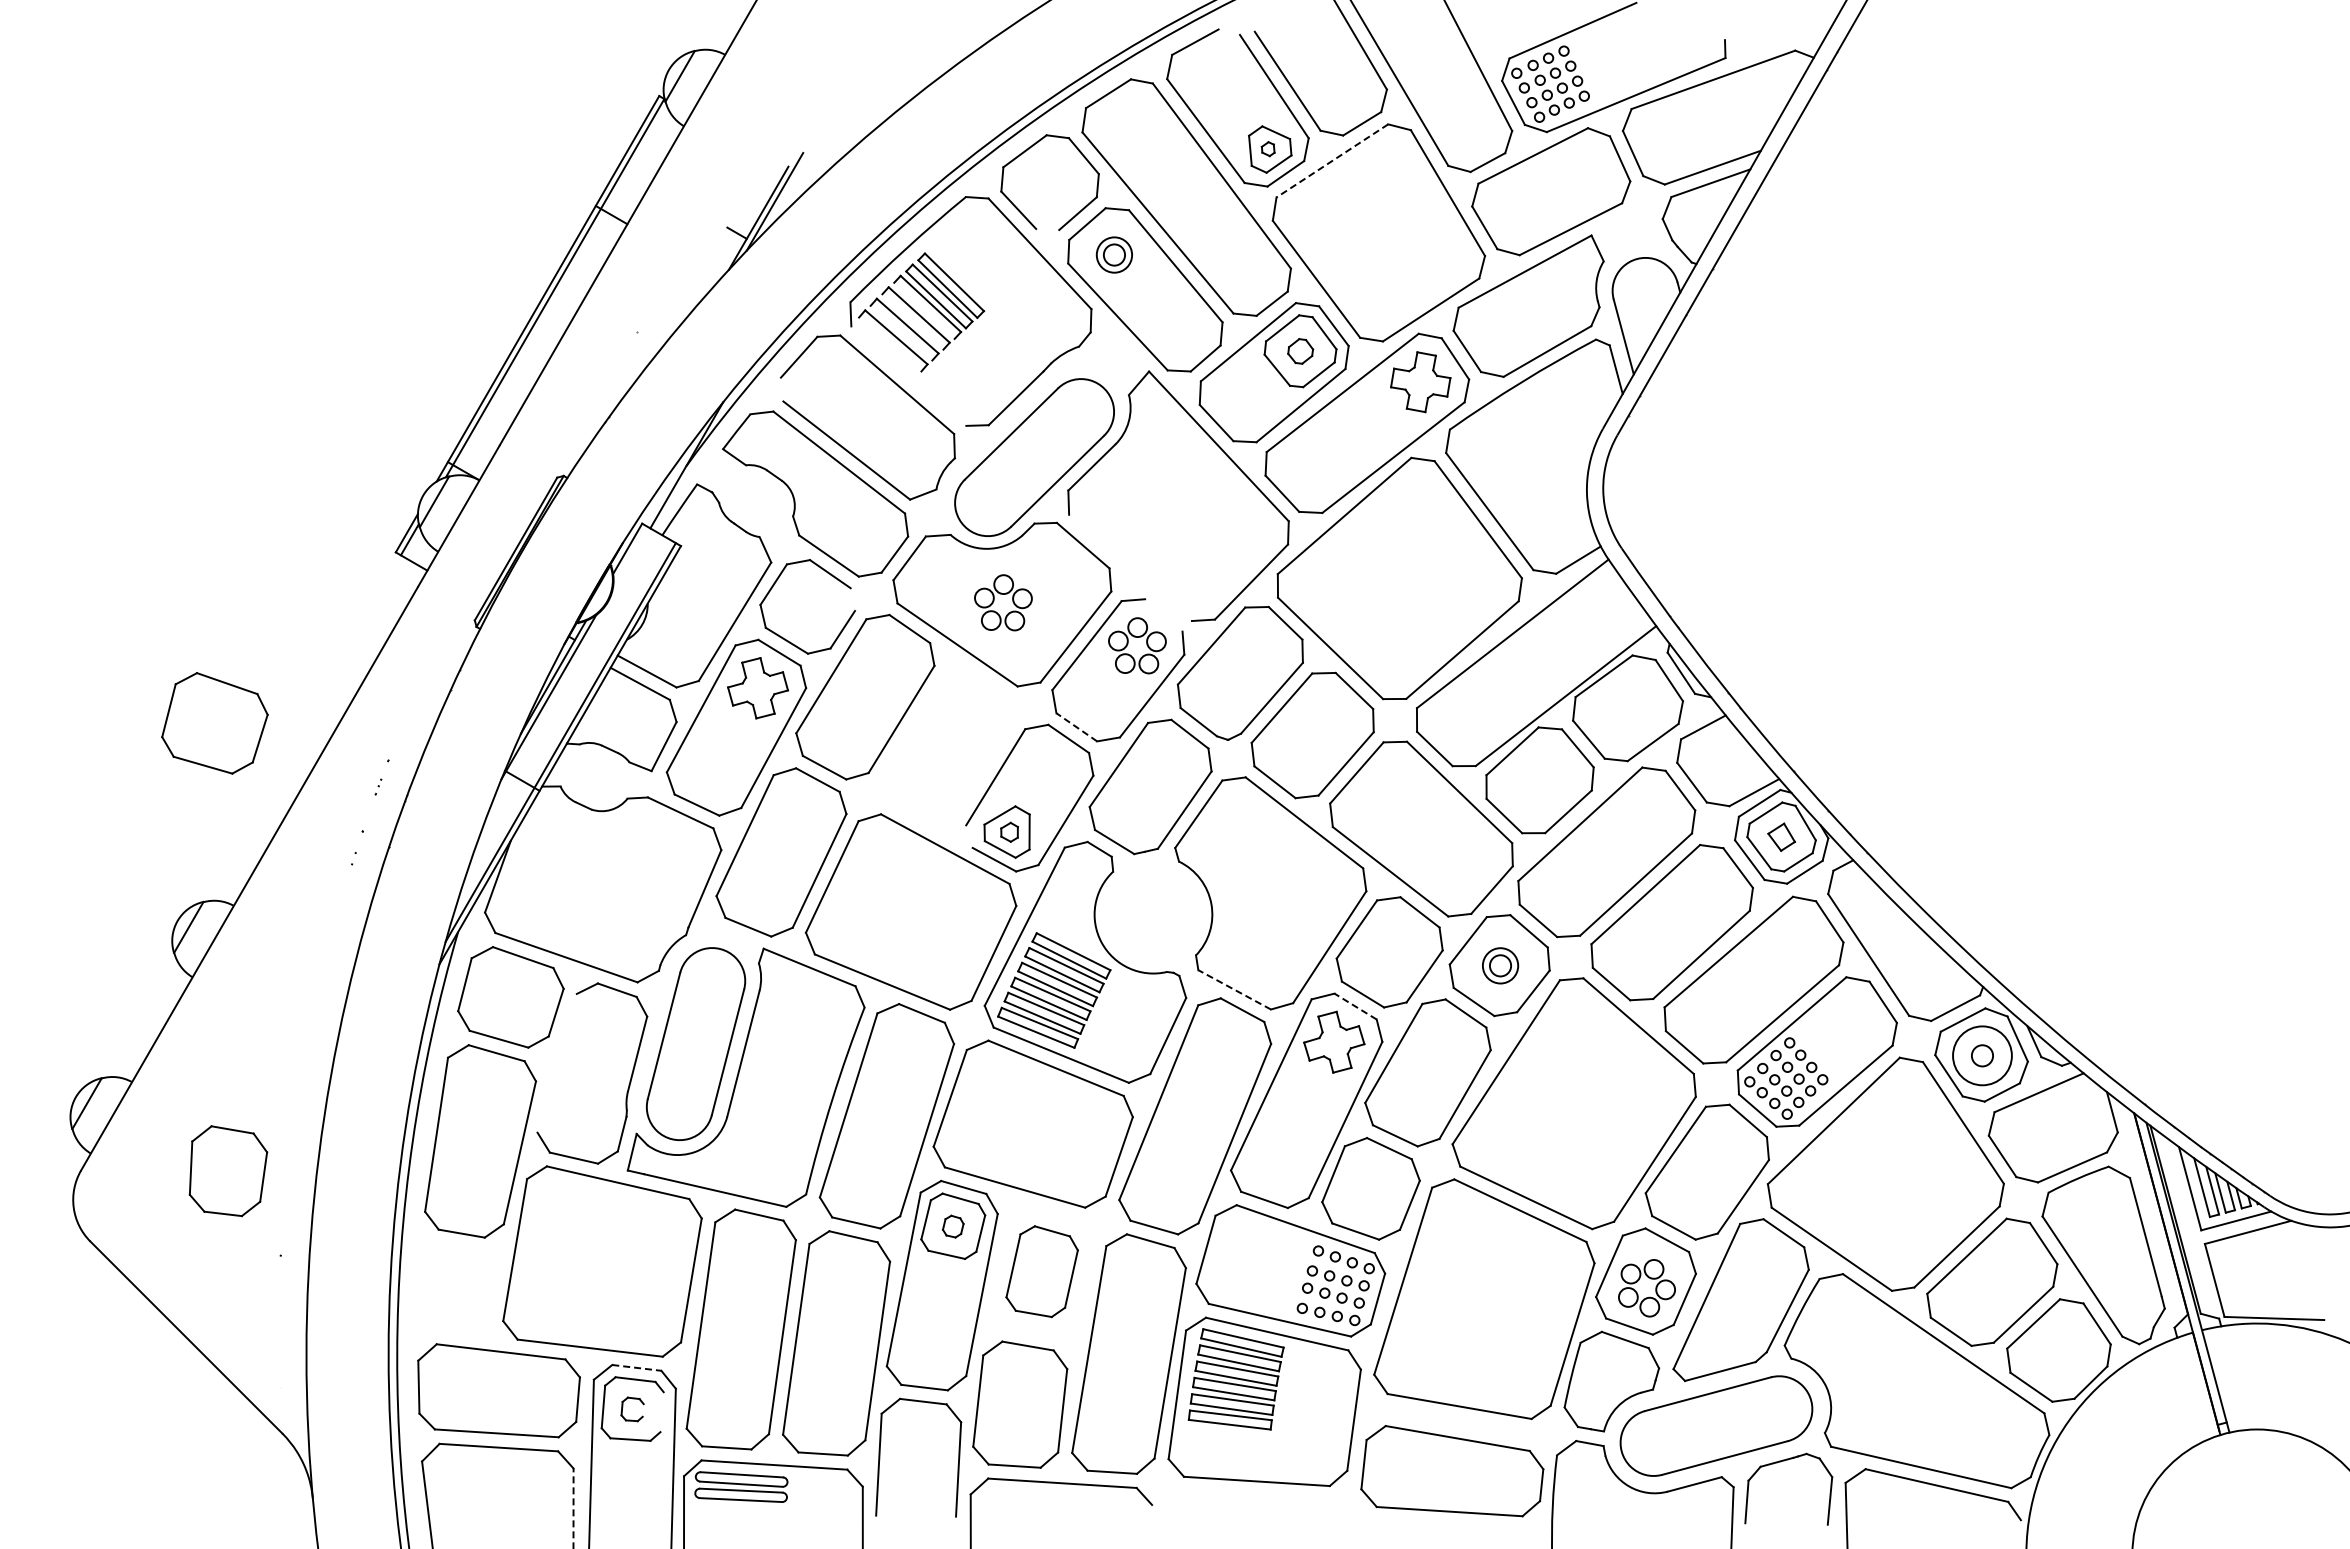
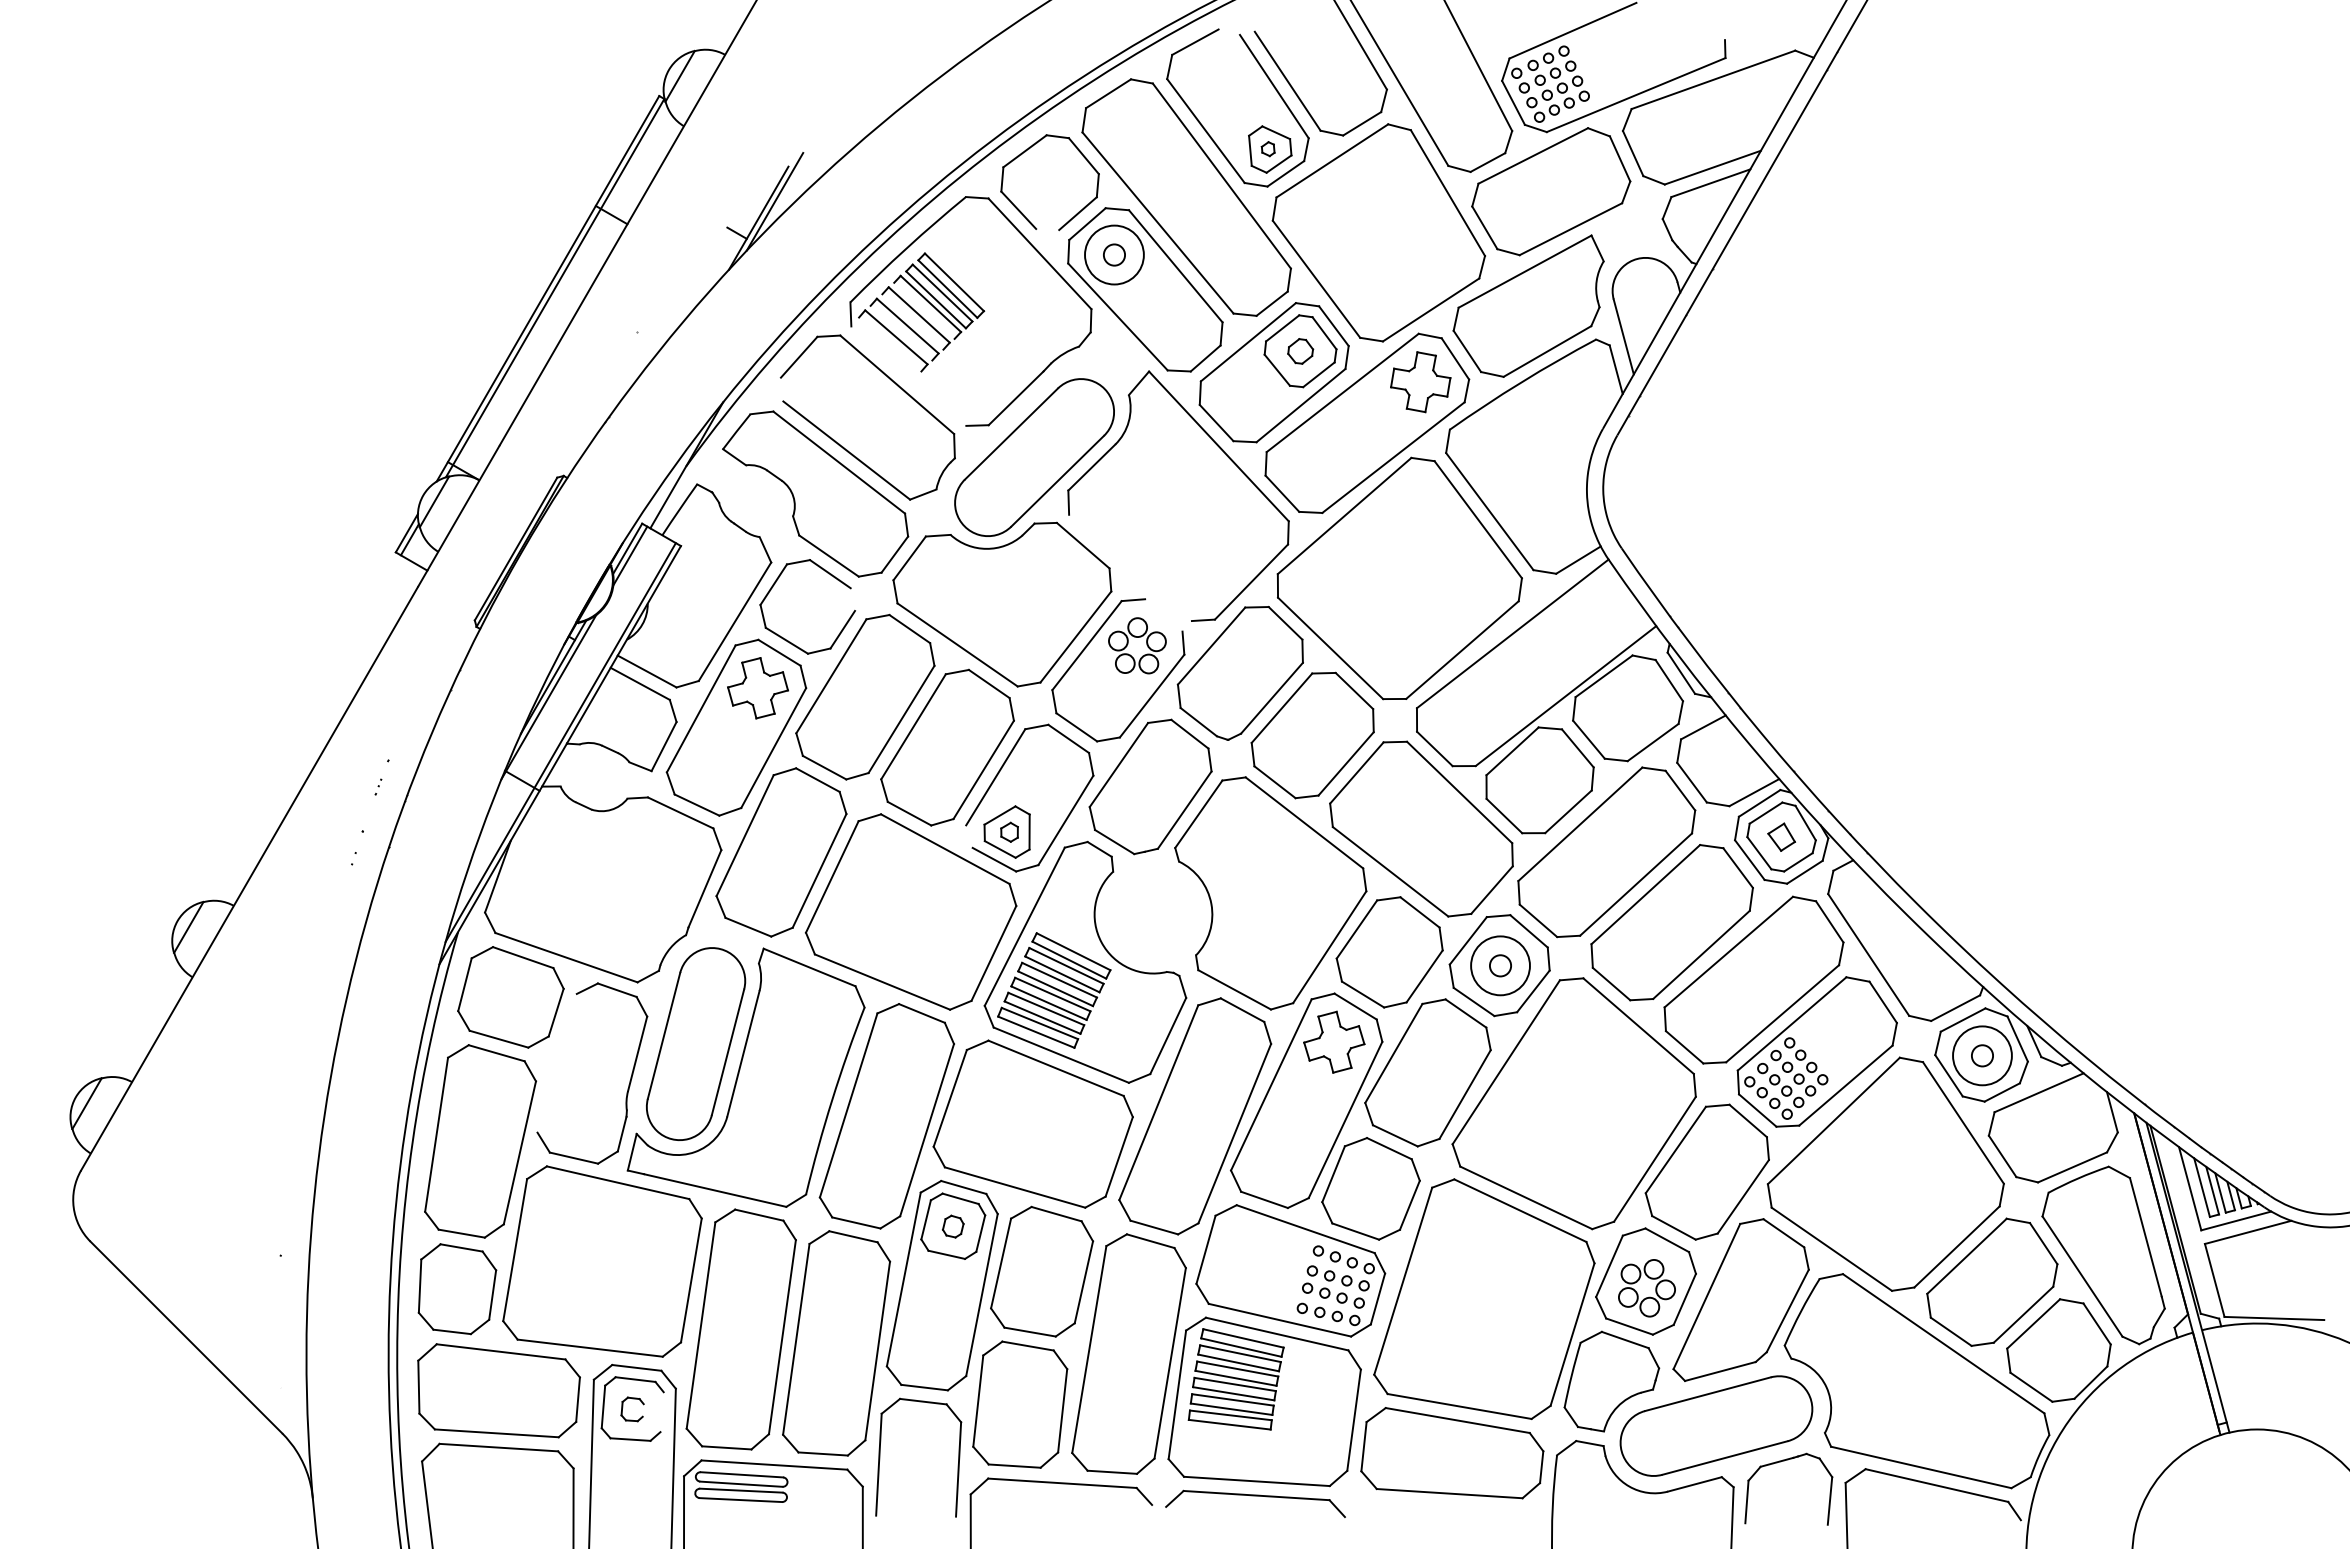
line: dashed -> solid (1332, 160)
circle diameter: 35 px -> 59 px (1114, 254)
line: none -> present (630, 555)
part: present -> none (1003, 594)
part: present -> none (214, 723)
line: dashed -> solid (1076, 727)
part: none -> present (947, 747)
circle diameter: 35 px -> 59 px (1500, 965)
line: dashed -> solid (1234, 989)
line: dashed -> solid (1355, 1006)
part position: (228, 1171) -> (457, 1289) (457, 1289)
part size: 74x94 px -> 105x133 px (1042, 1271)
line: dashed -> solid (636, 1367)
part position: (1452, 1471) -> (1452, 1453) (1452, 1453)
part: none -> present (1255, 1496)
line: dashed -> solid (573, 1508)
